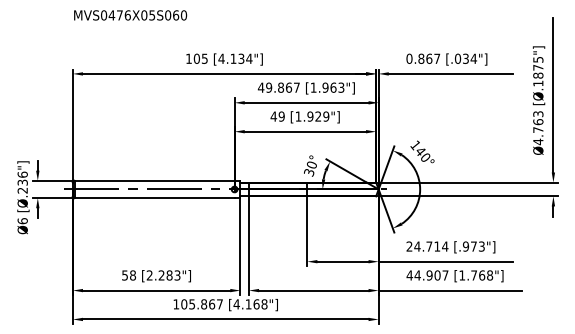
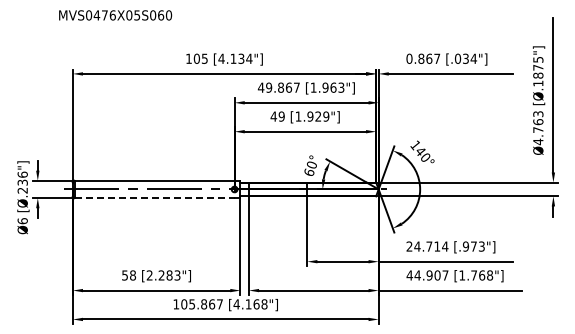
text position: (130, 15) -> (115, 15) (115, 15)
text: 30° -> 60° (309, 172)
line: solid -> dashed (155, 198)
